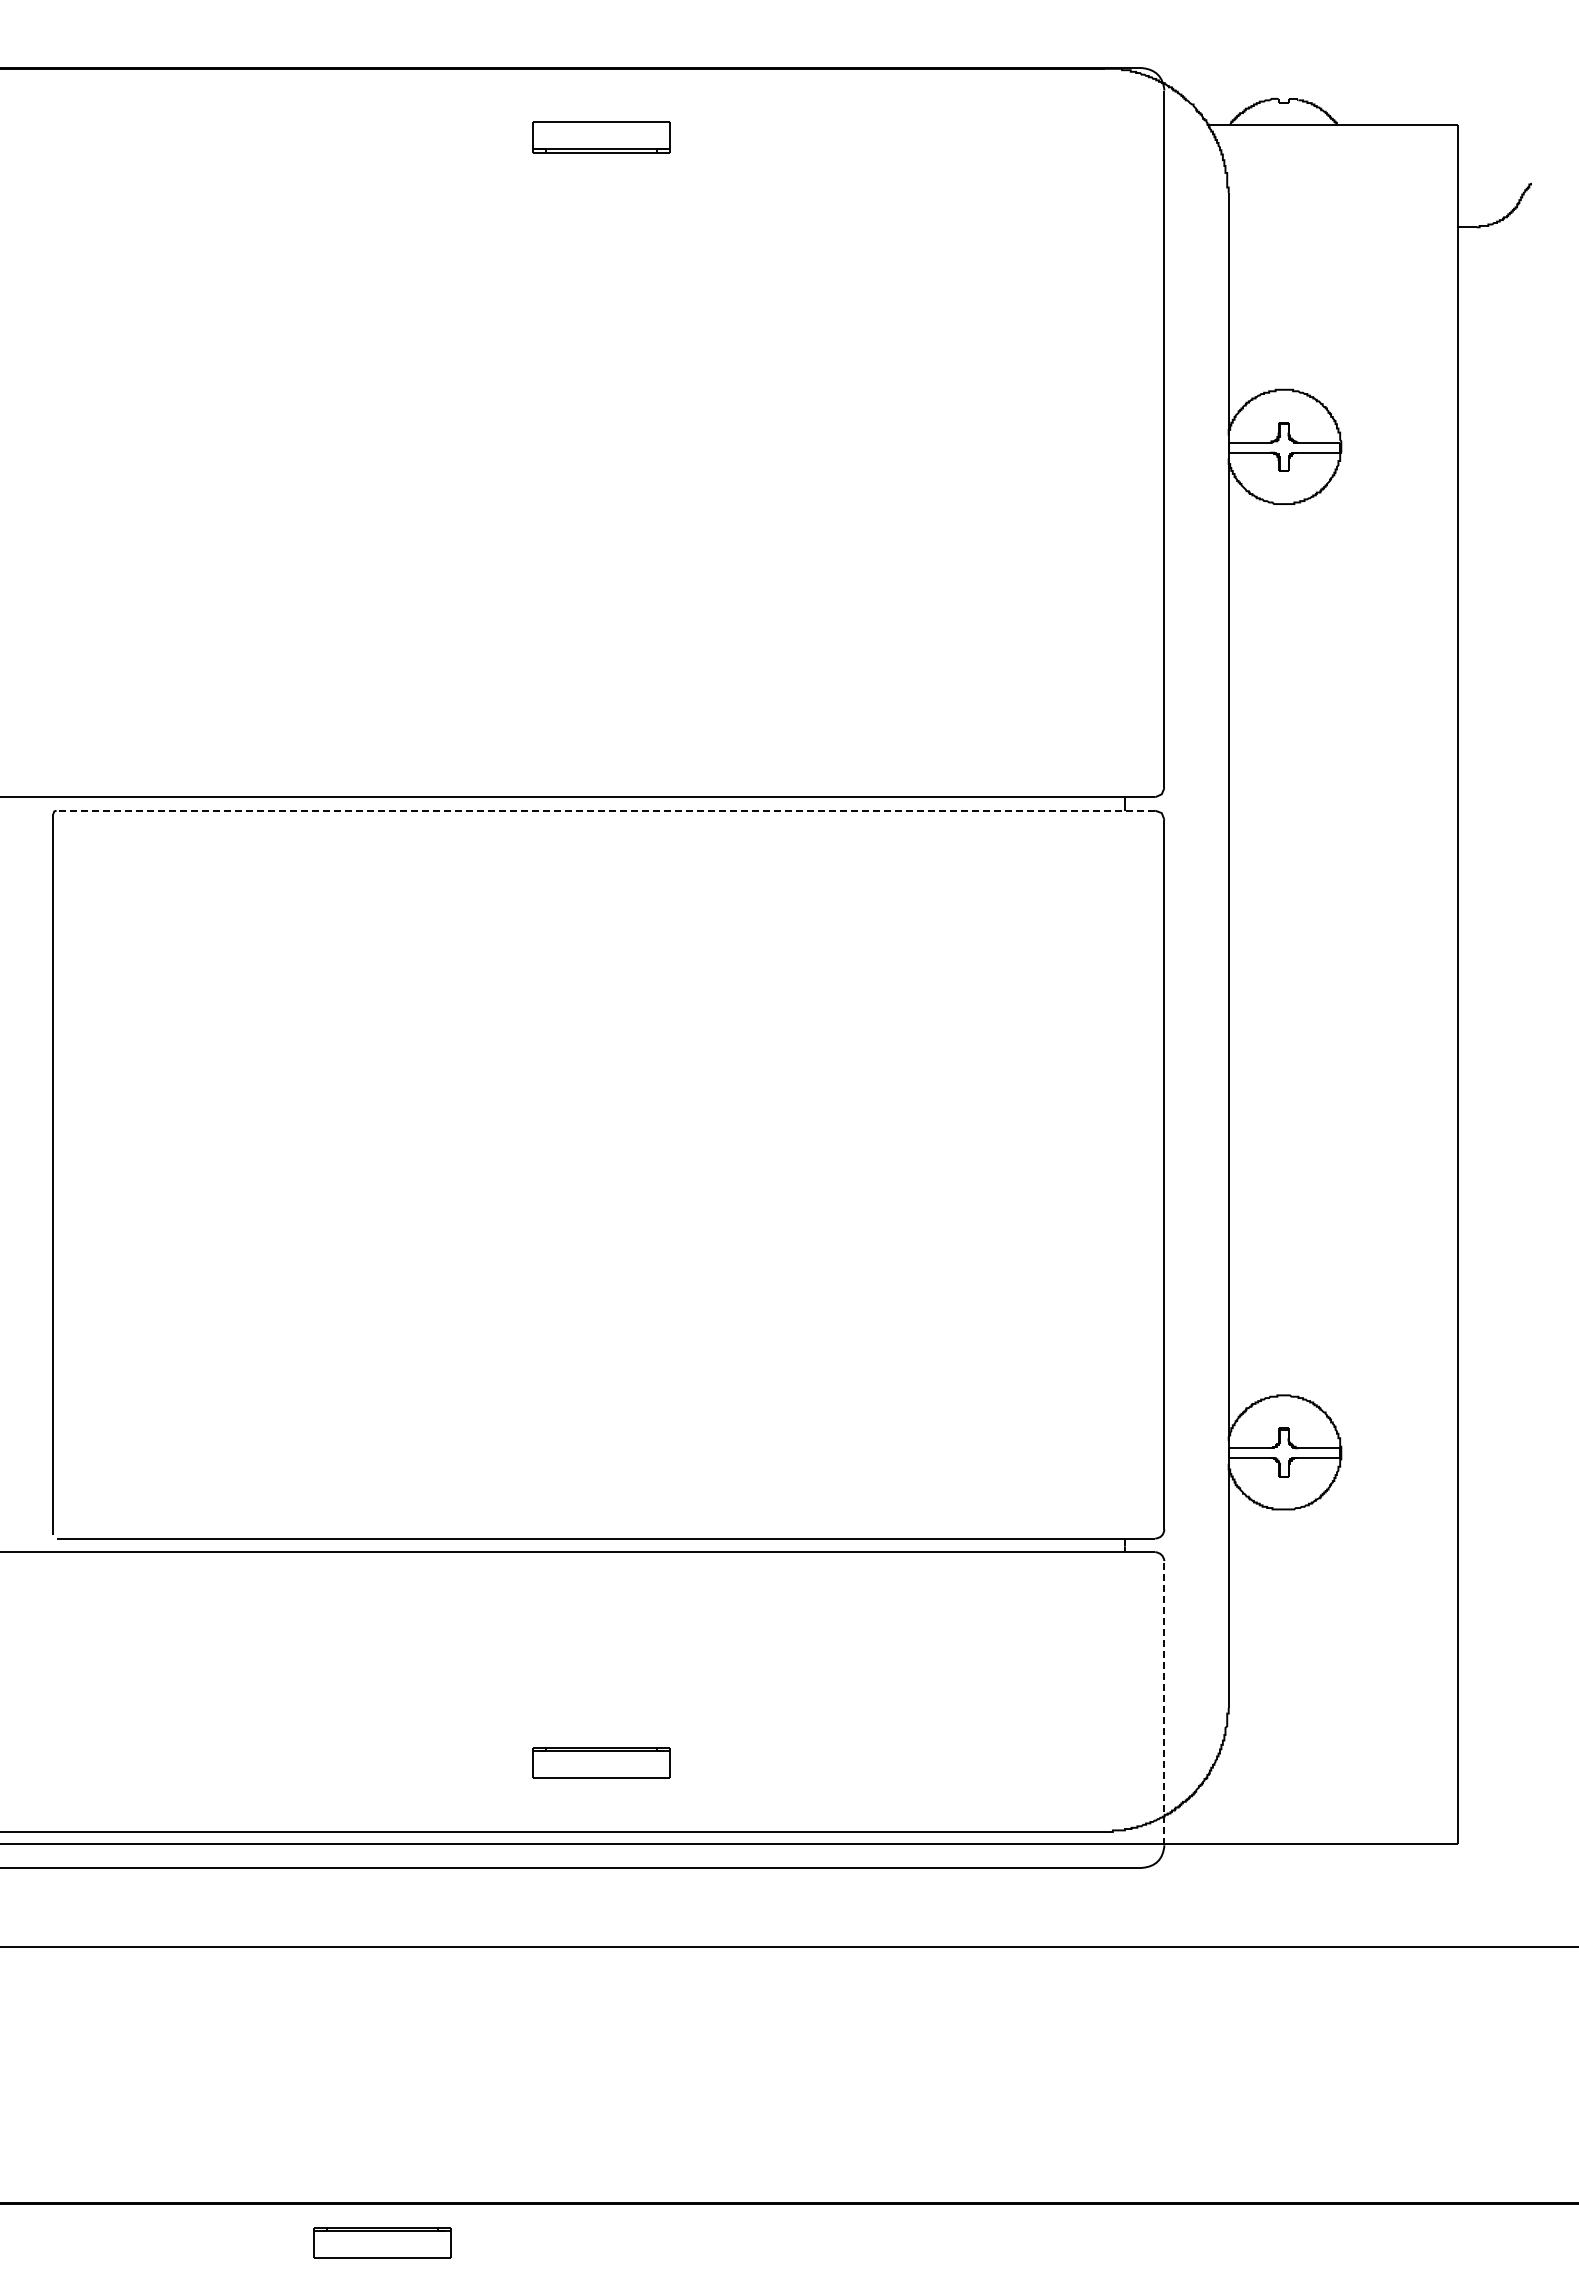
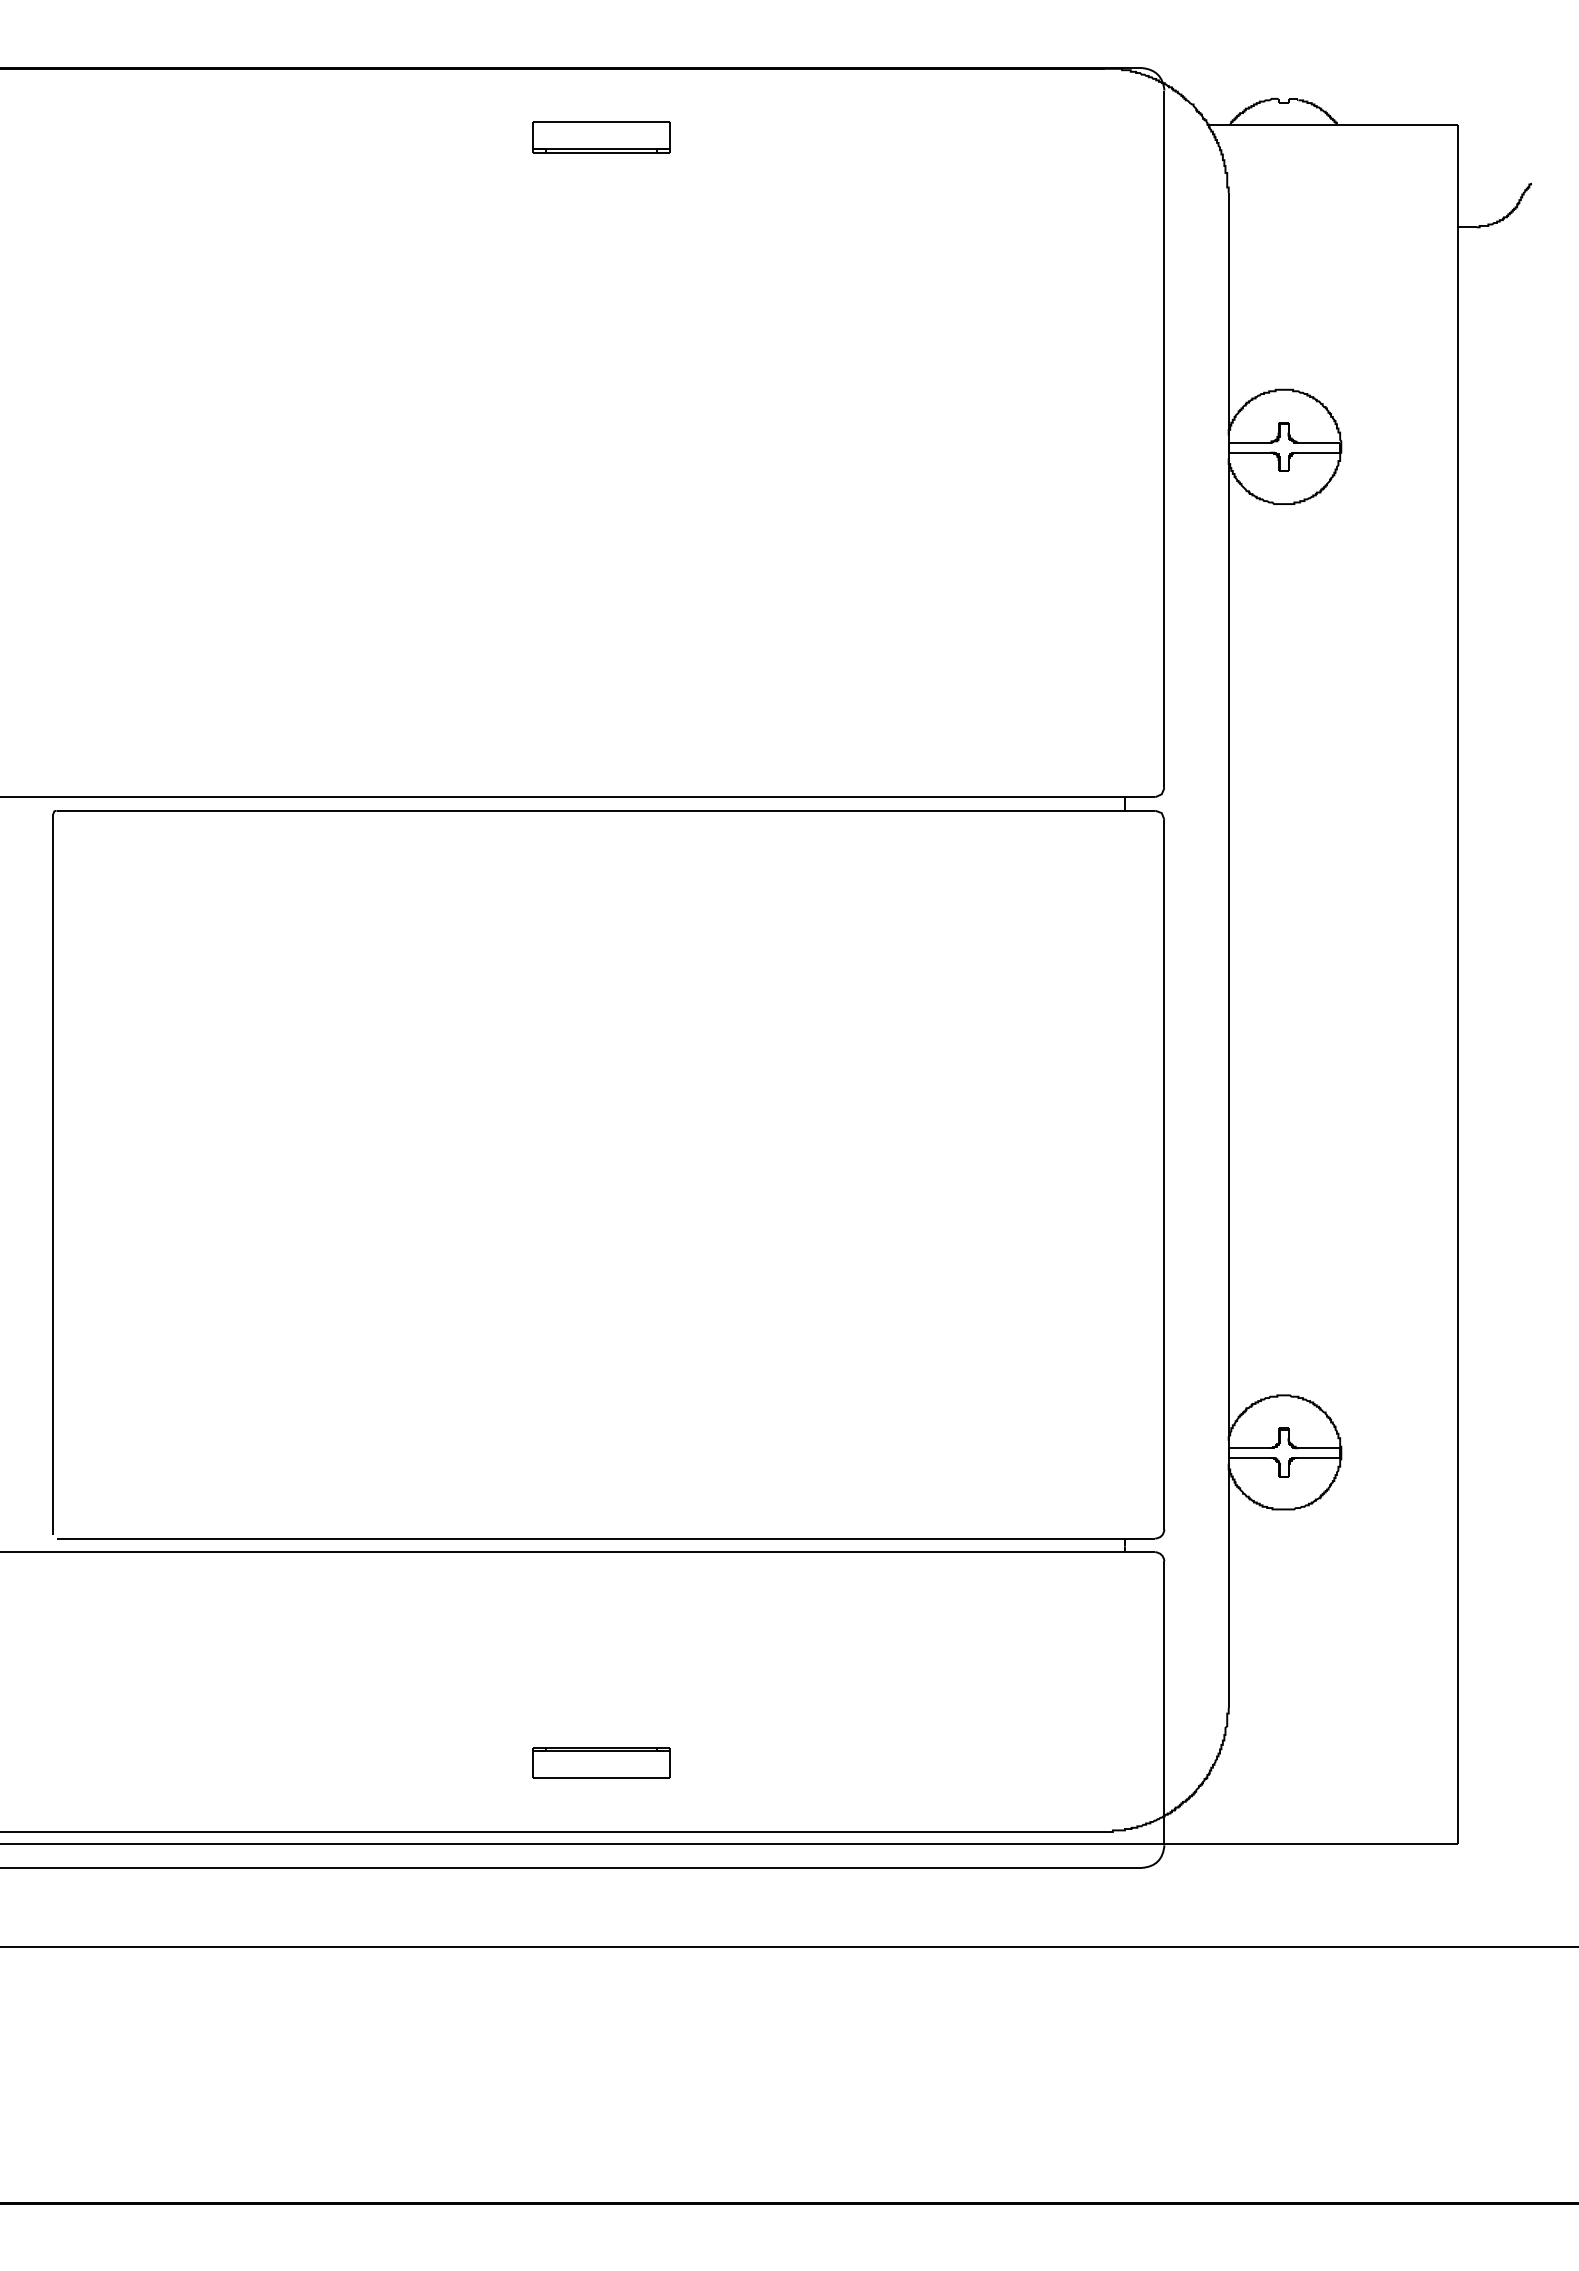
line: dashed -> solid (605, 810)
line: dashed -> solid (1164, 1702)
part: present -> none (382, 2242)
